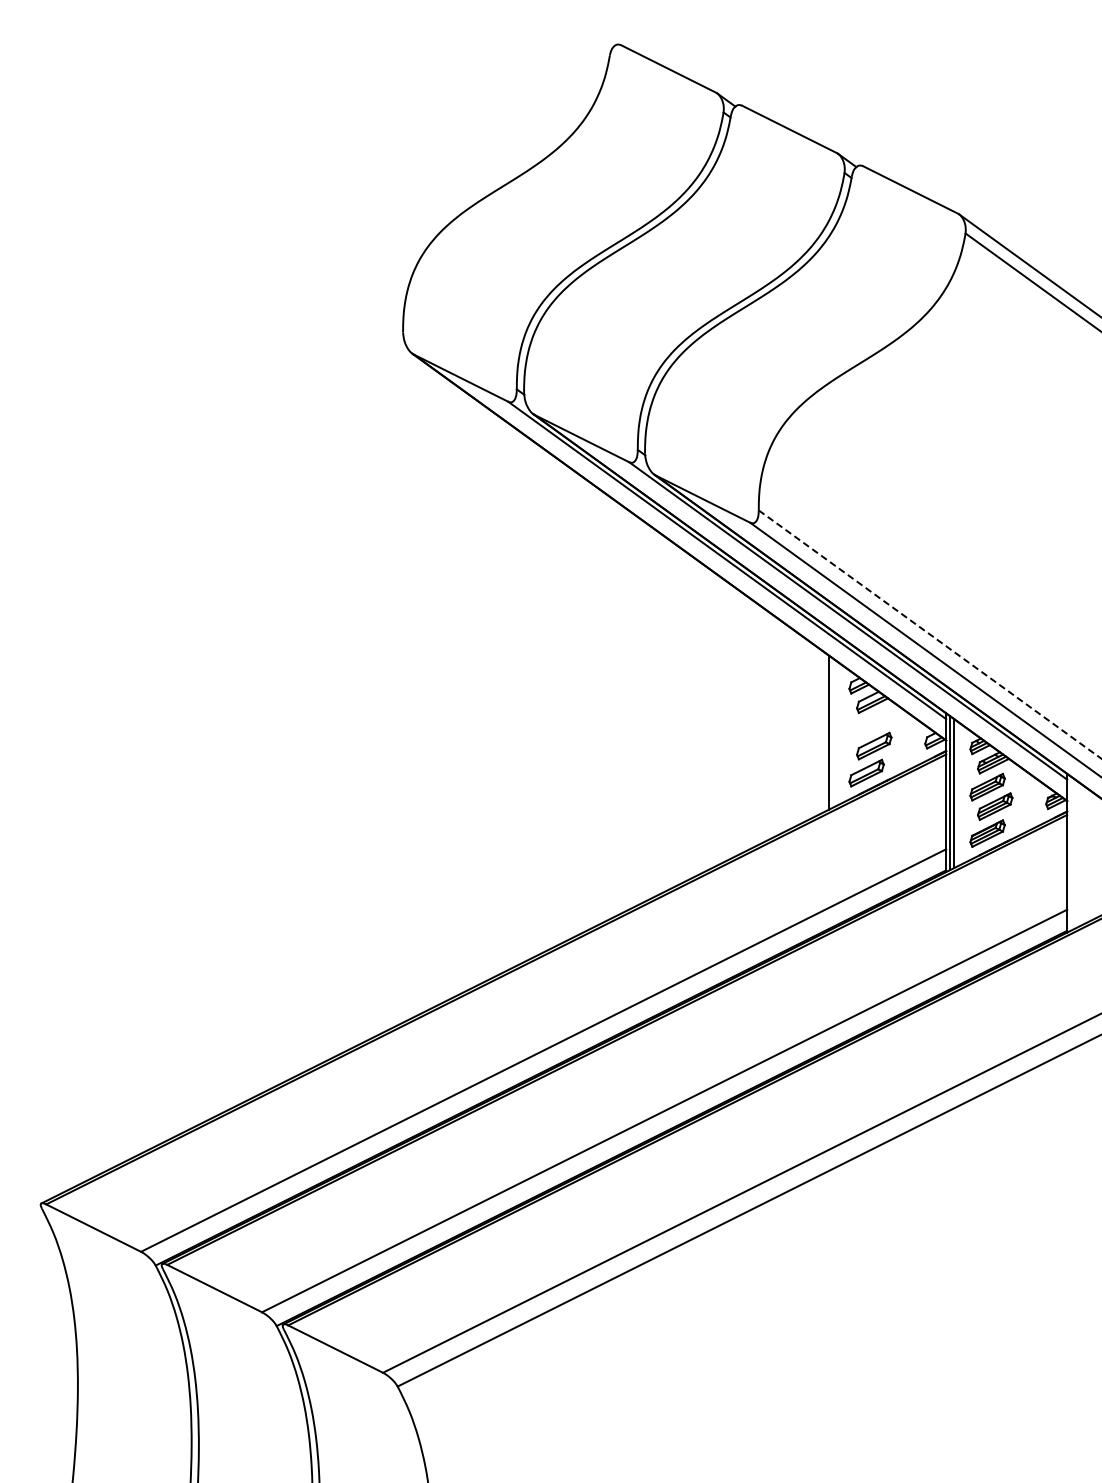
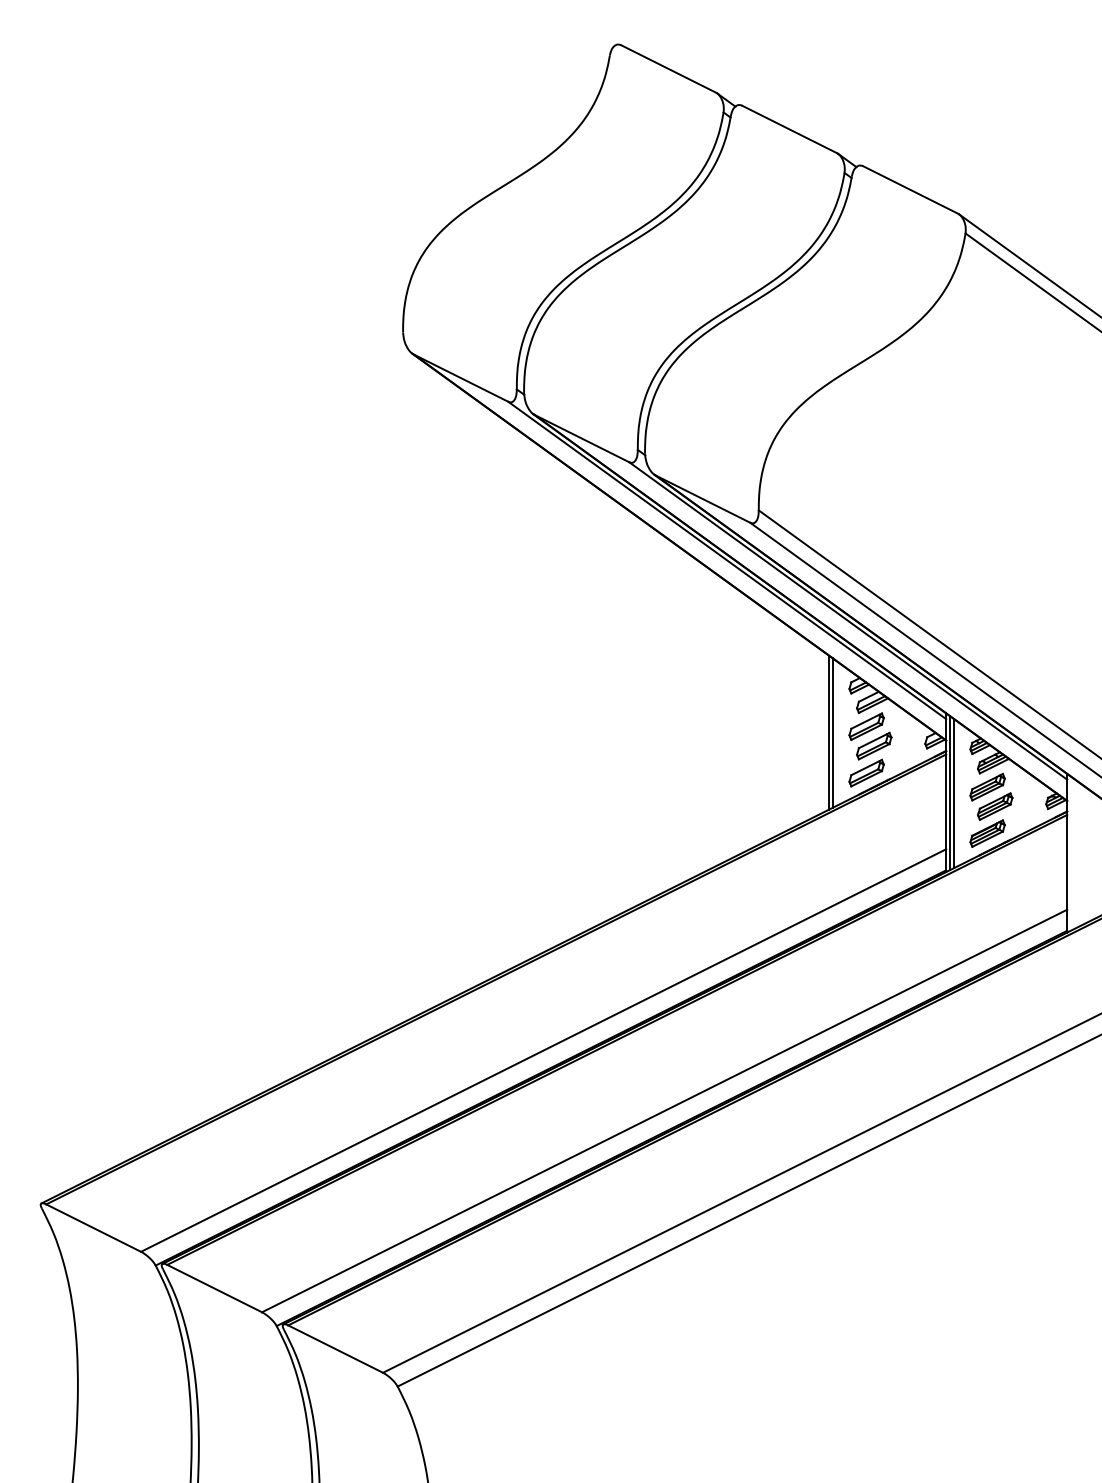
line: dashed -> solid (930, 634)
part: none -> present (866, 726)
line: none -> present (832, 732)
